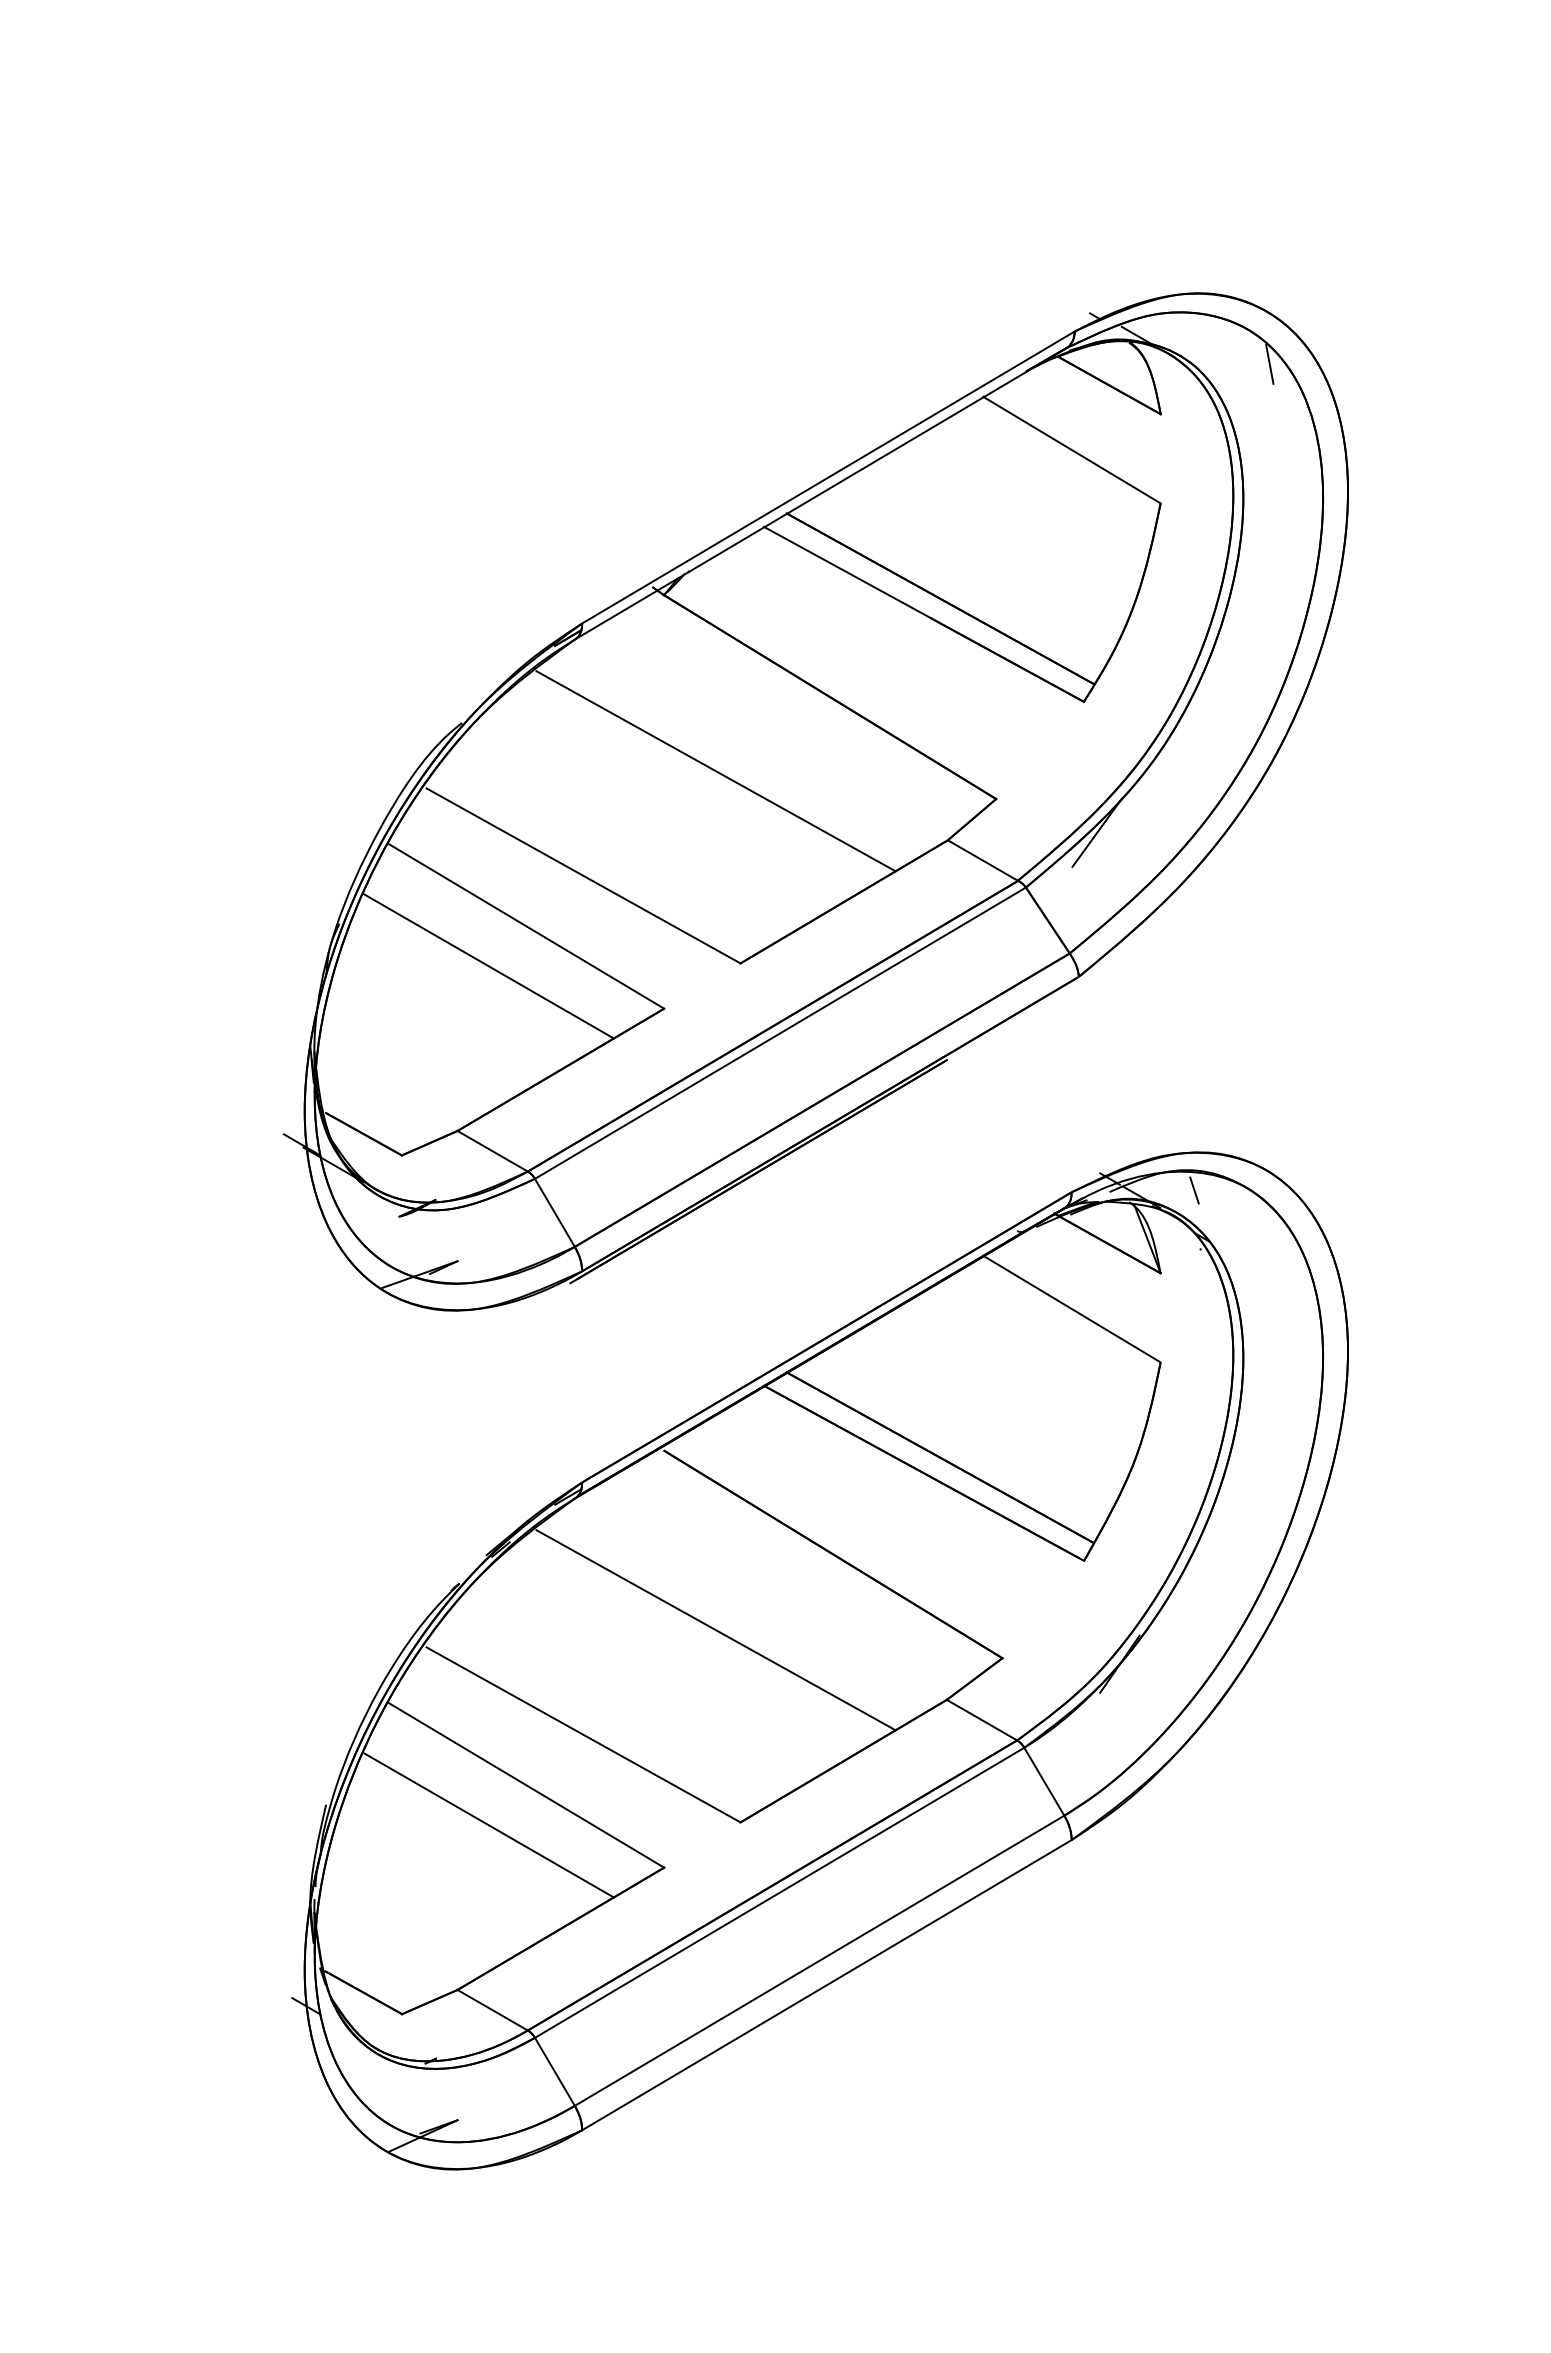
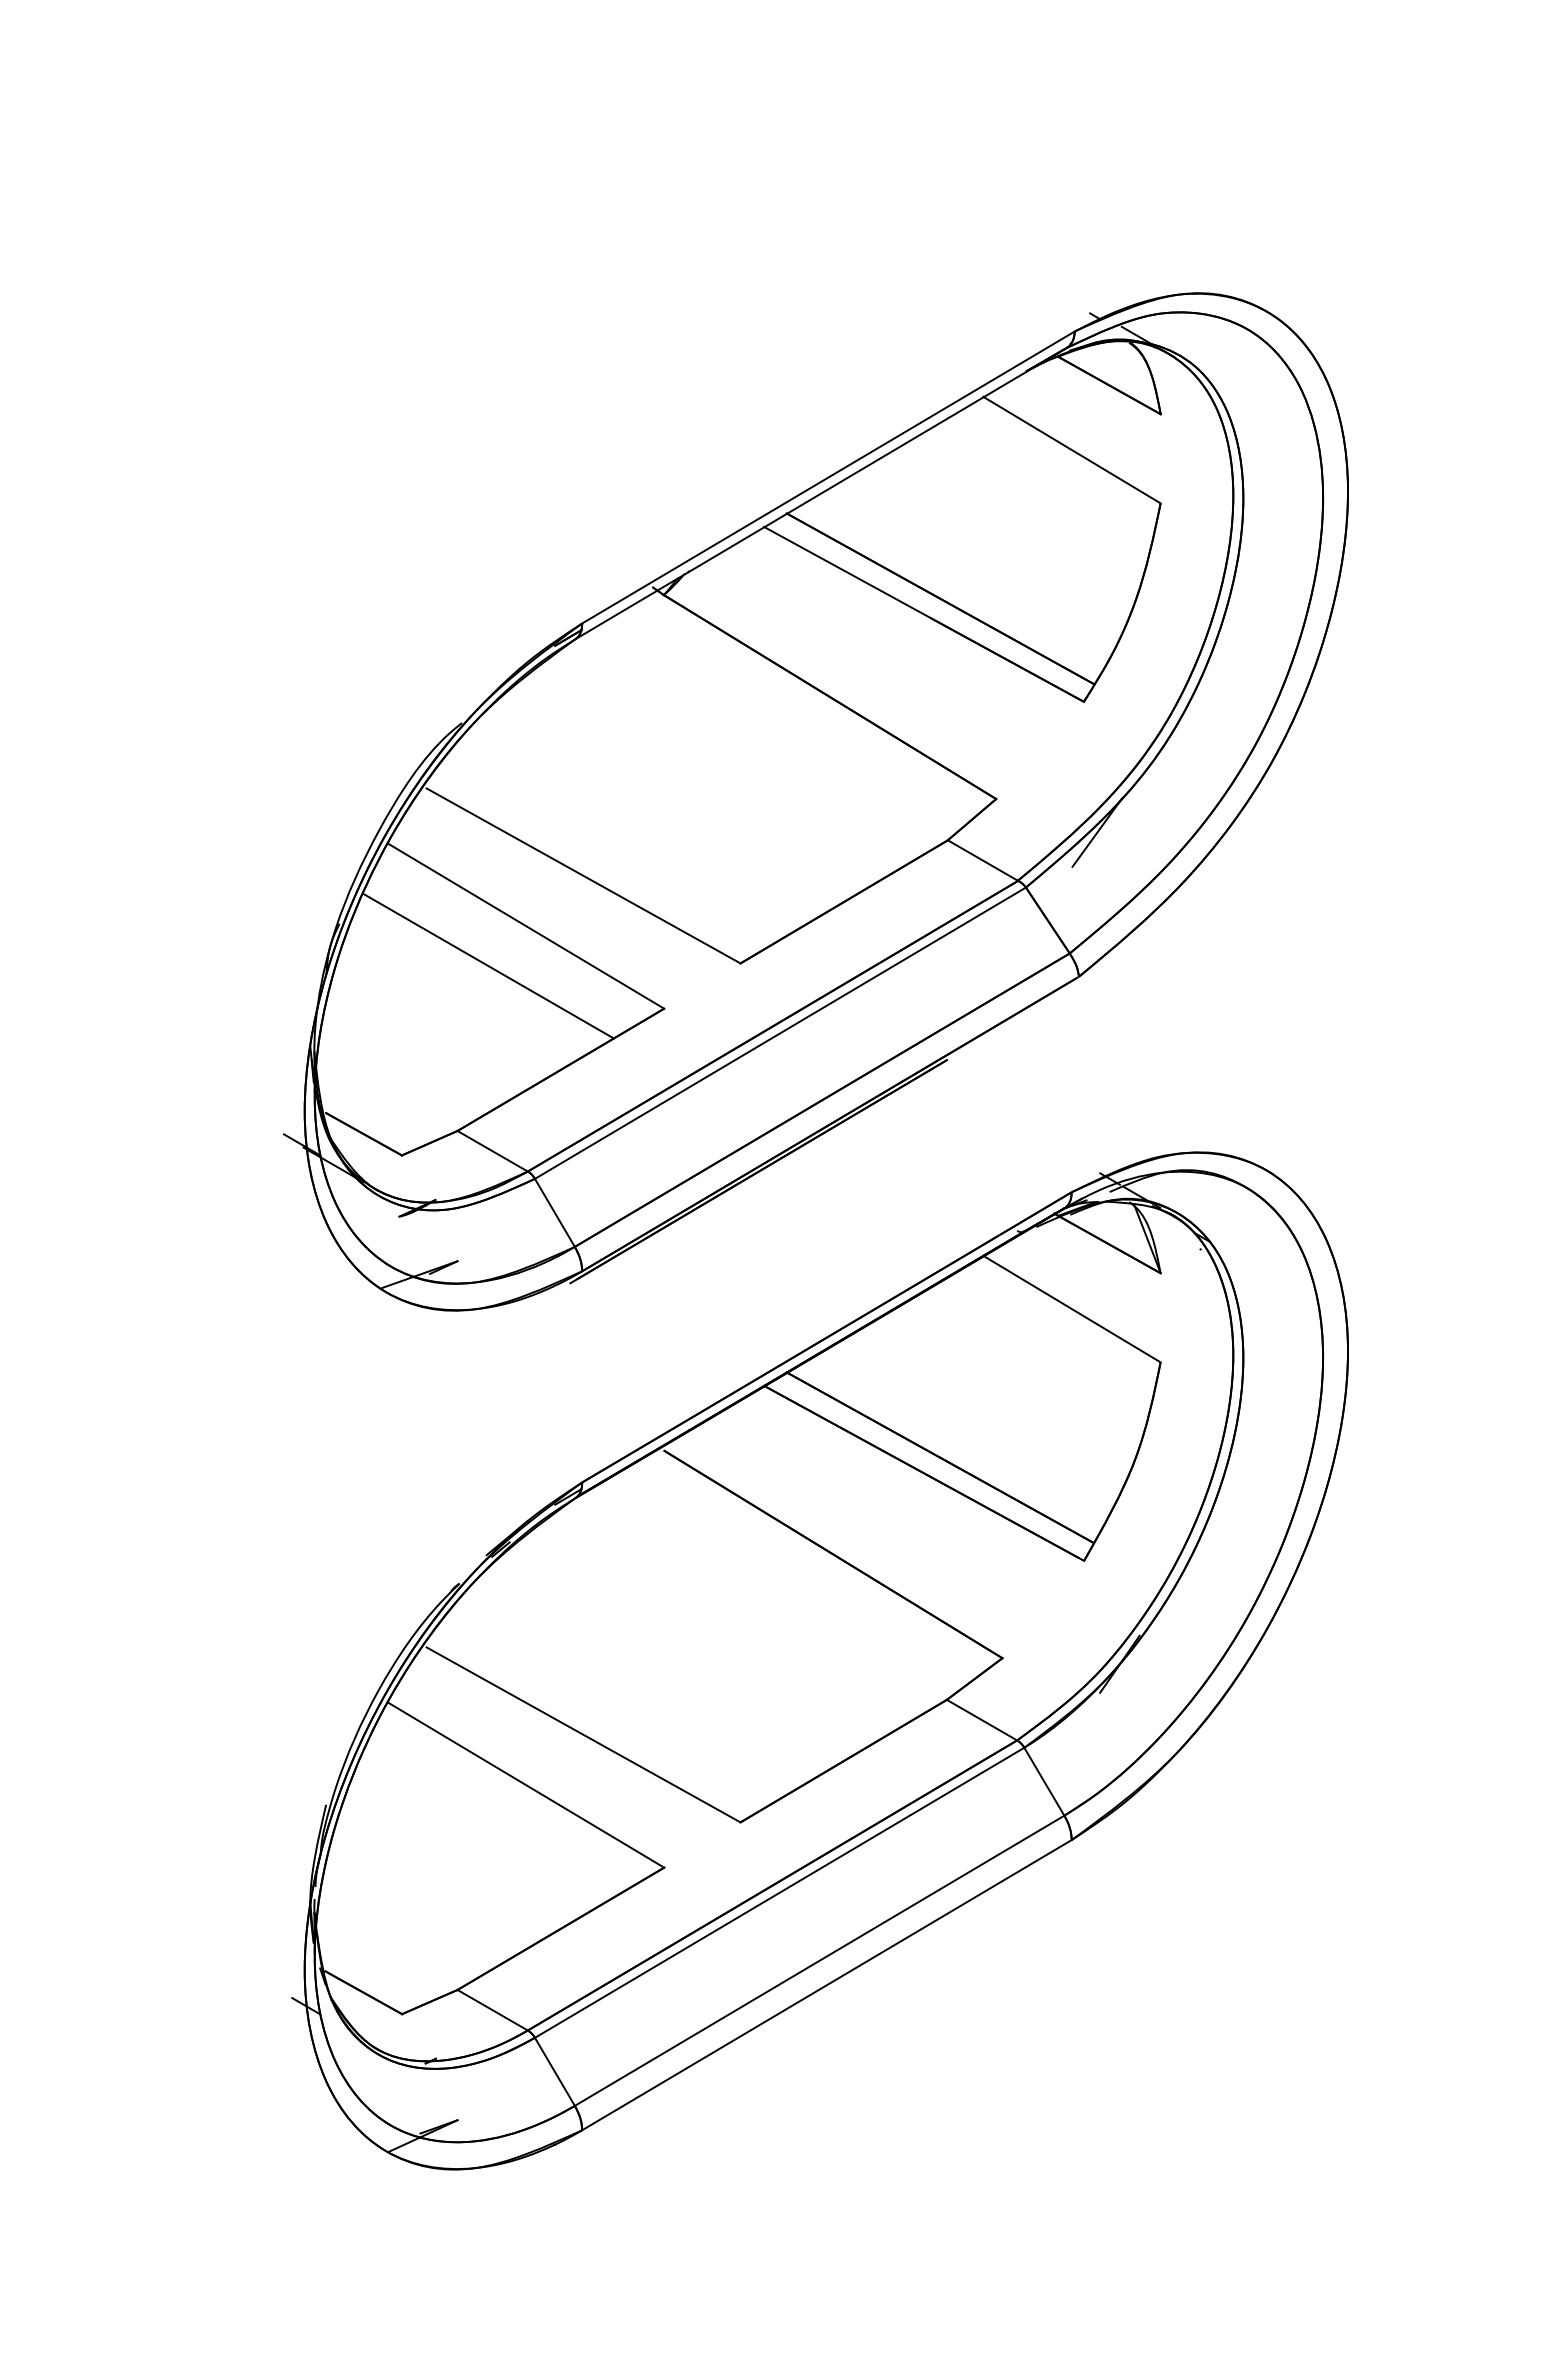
line: present -> none (1269, 363)
line: present -> none (715, 771)
line: present -> none (1194, 1190)
line: present -> none (715, 1630)
line: present -> none (488, 1825)
